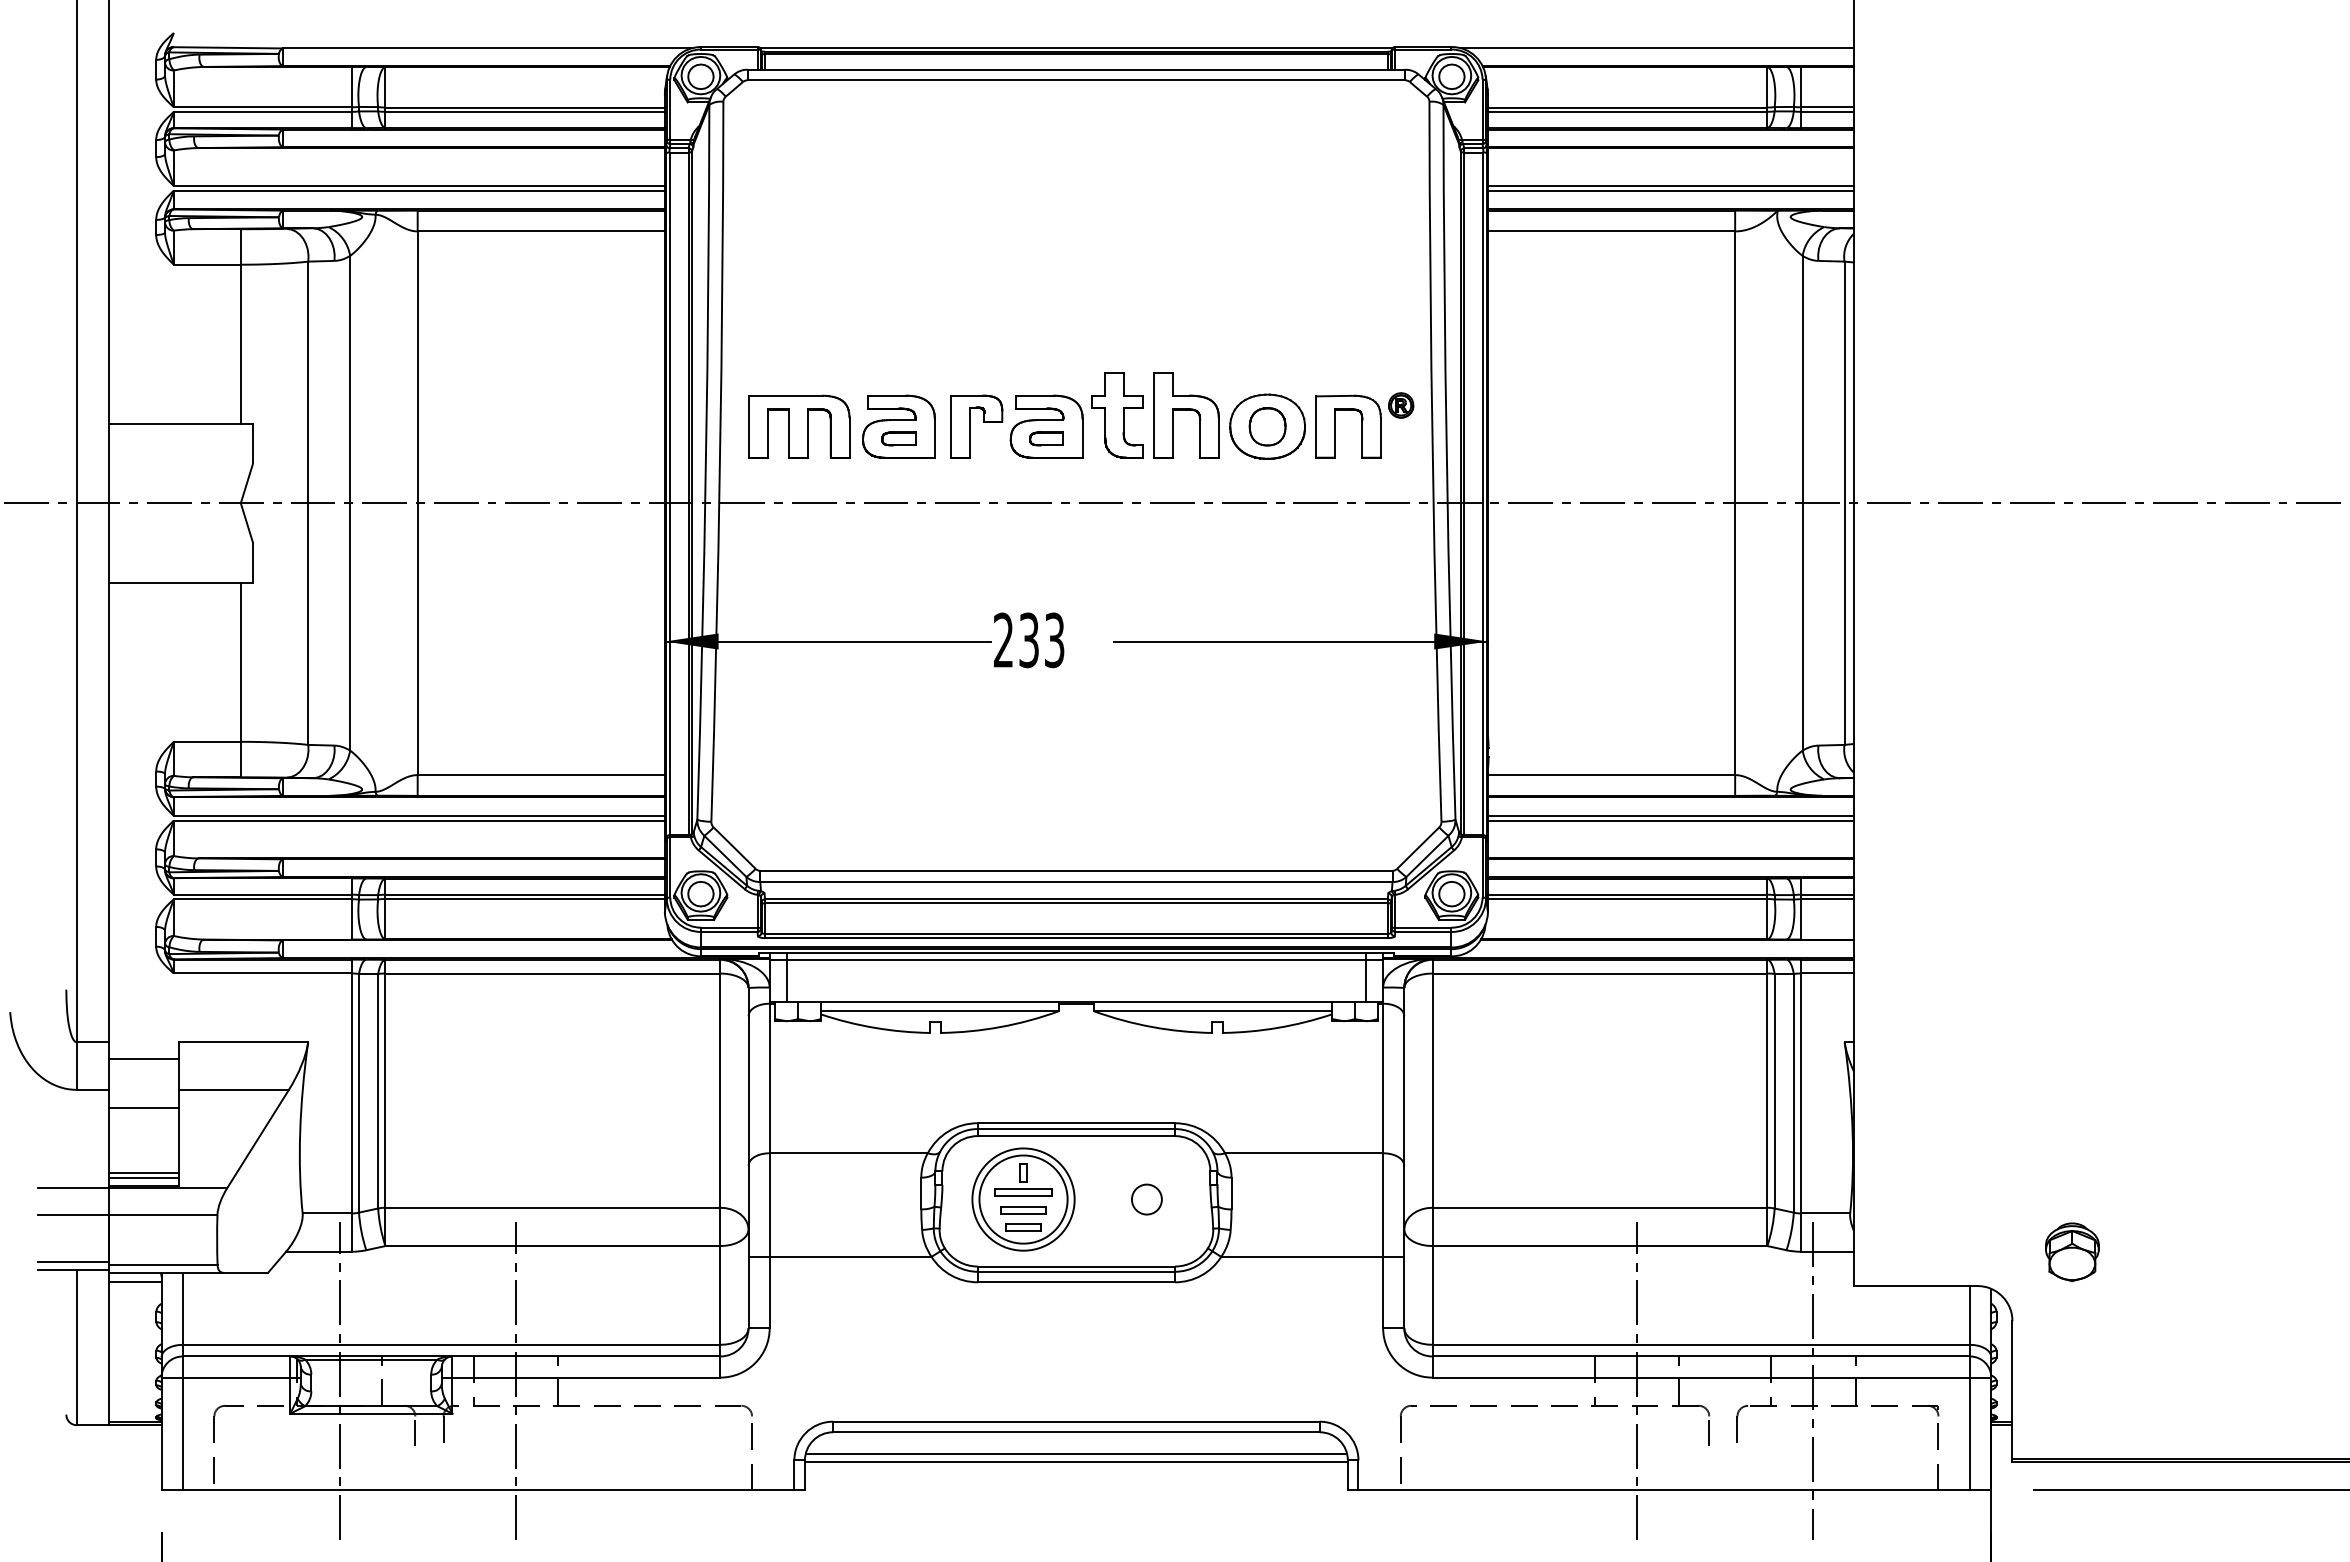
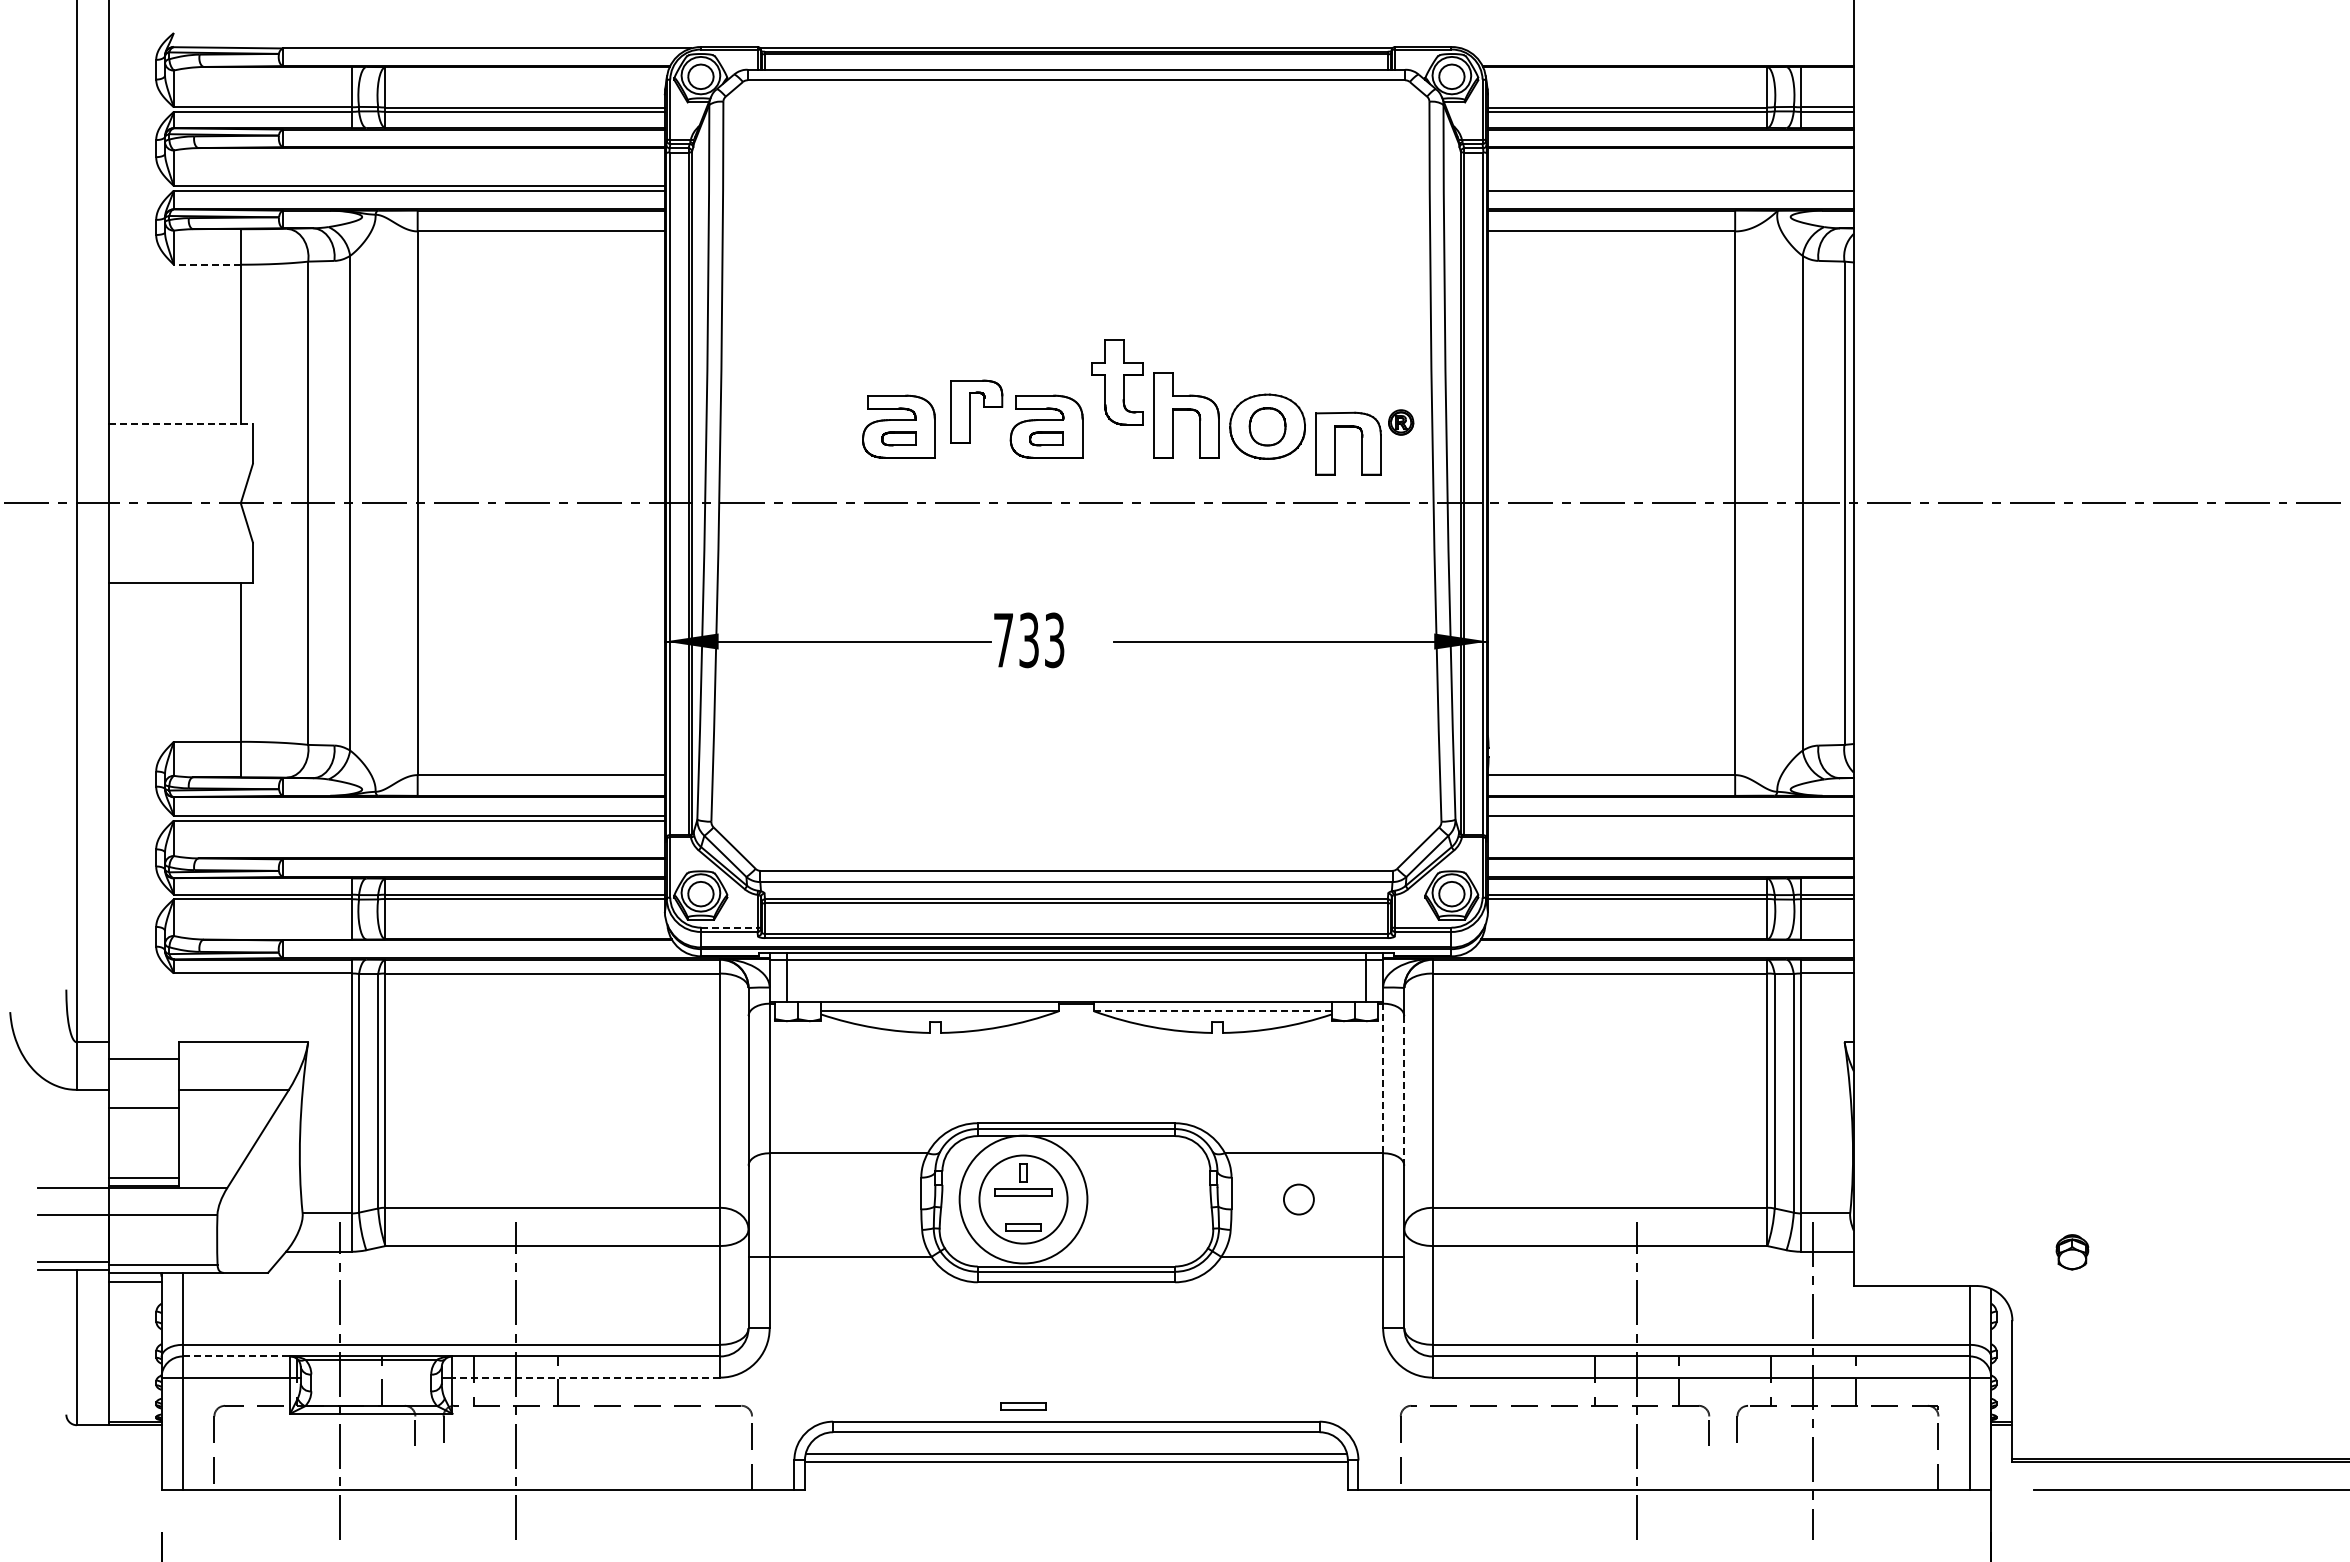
line: present -> none (1657, 48)
line: present -> none (1670, 185)
line: solid -> dashed (206, 264)
part position: (1117, 415) -> (1117, 382) (1117, 382)
line: solid -> dashed (181, 423)
part position: (1364, 425) -> (1364, 442) (1364, 442)
part: present -> none (799, 426)
part position: (976, 426) -> (976, 411) (976, 411)
text: 233 -> 733 (1003, 639)
line: present -> none (1670, 820)
line: solid -> dashed (729, 927)
line: solid -> dashed (1213, 1011)
line: solid -> dashed (1383, 1078)
line: solid -> dashed (1404, 1090)
line: present -> none (143, 1173)
circle diameter: 102 px -> 128 px (1023, 1199)
circle position: (1146, 1199) -> (1298, 1199) (1298, 1199)
part position: (1023, 1210) -> (1023, 1406) (1023, 1406)
part size: 55x61 px -> 35x37 px (2072, 1252)
line: solid -> dashed (236, 1356)
line: solid -> dashed (586, 1377)
